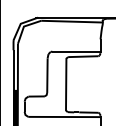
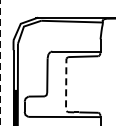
line: solid -> dashed (0, 62)
line: solid -> dashed (66, 84)
